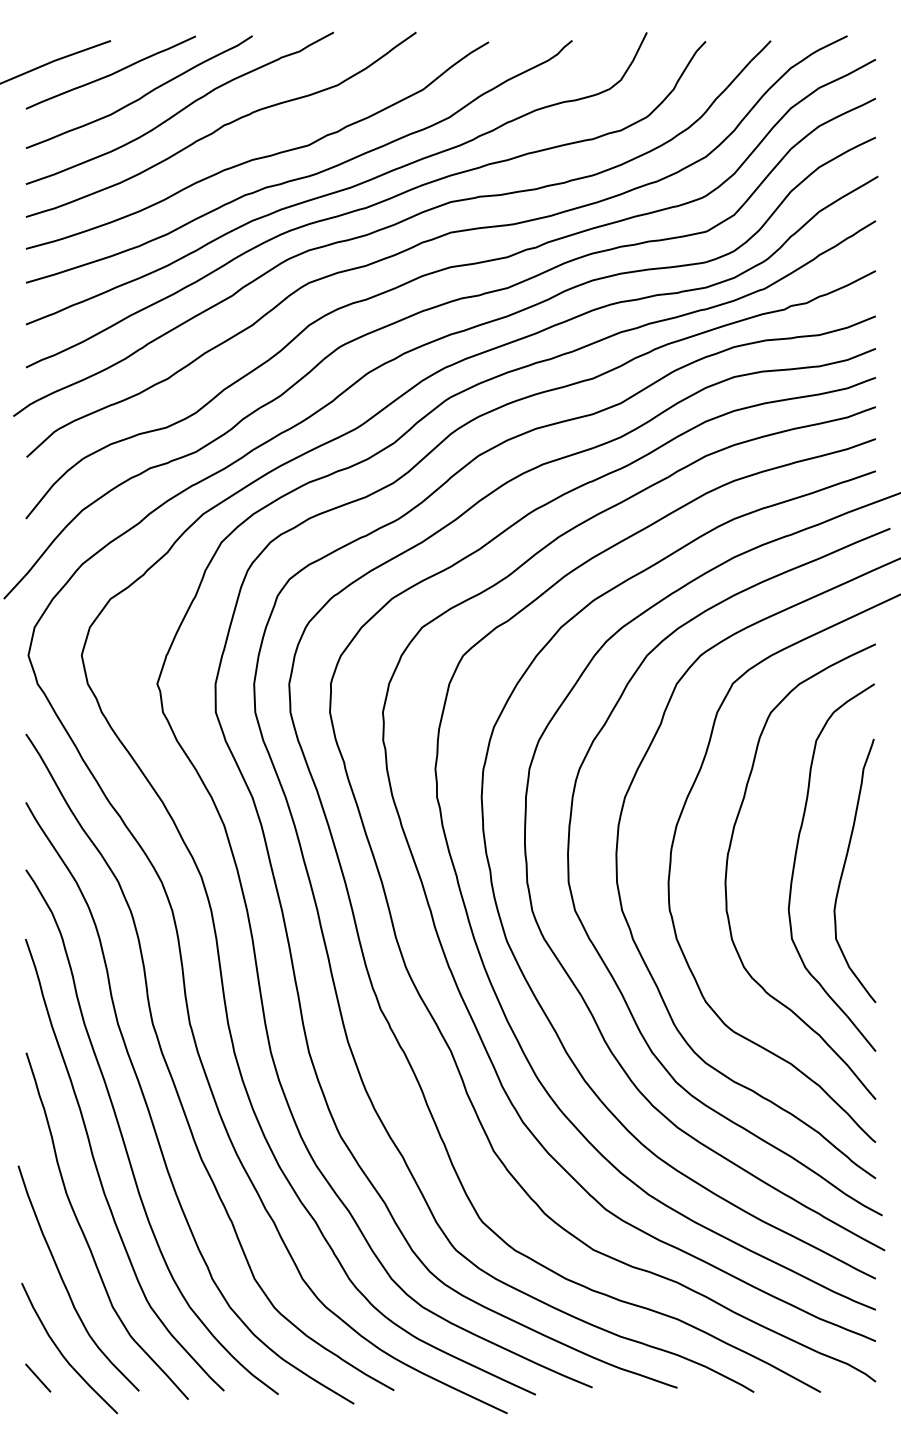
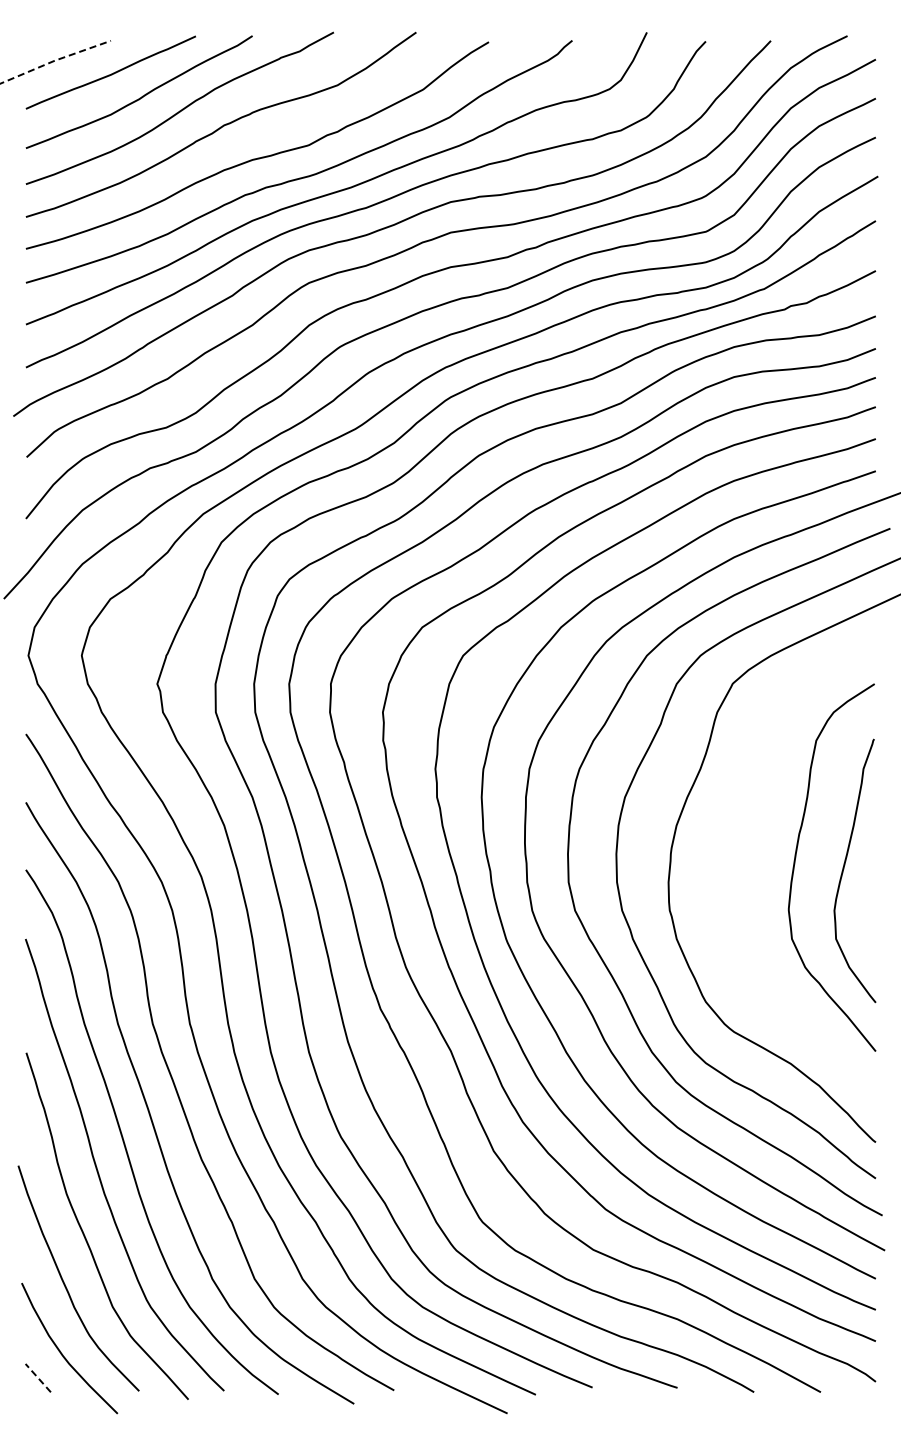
line: solid -> dashed (54, 60)
curve: present -> none (728, 860)
line: solid -> dashed (37, 1377)
